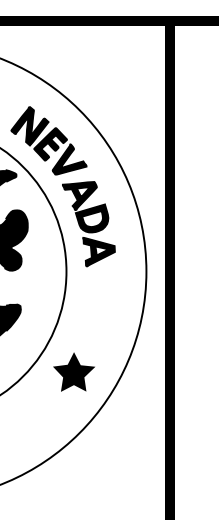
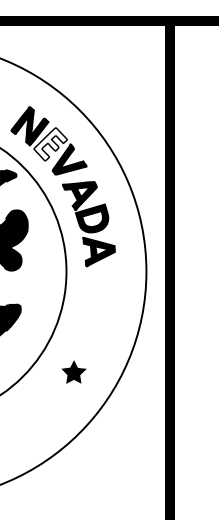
fill: present -> none (50, 144)
part size: 42x40 px -> 26x24 px (73, 371)
